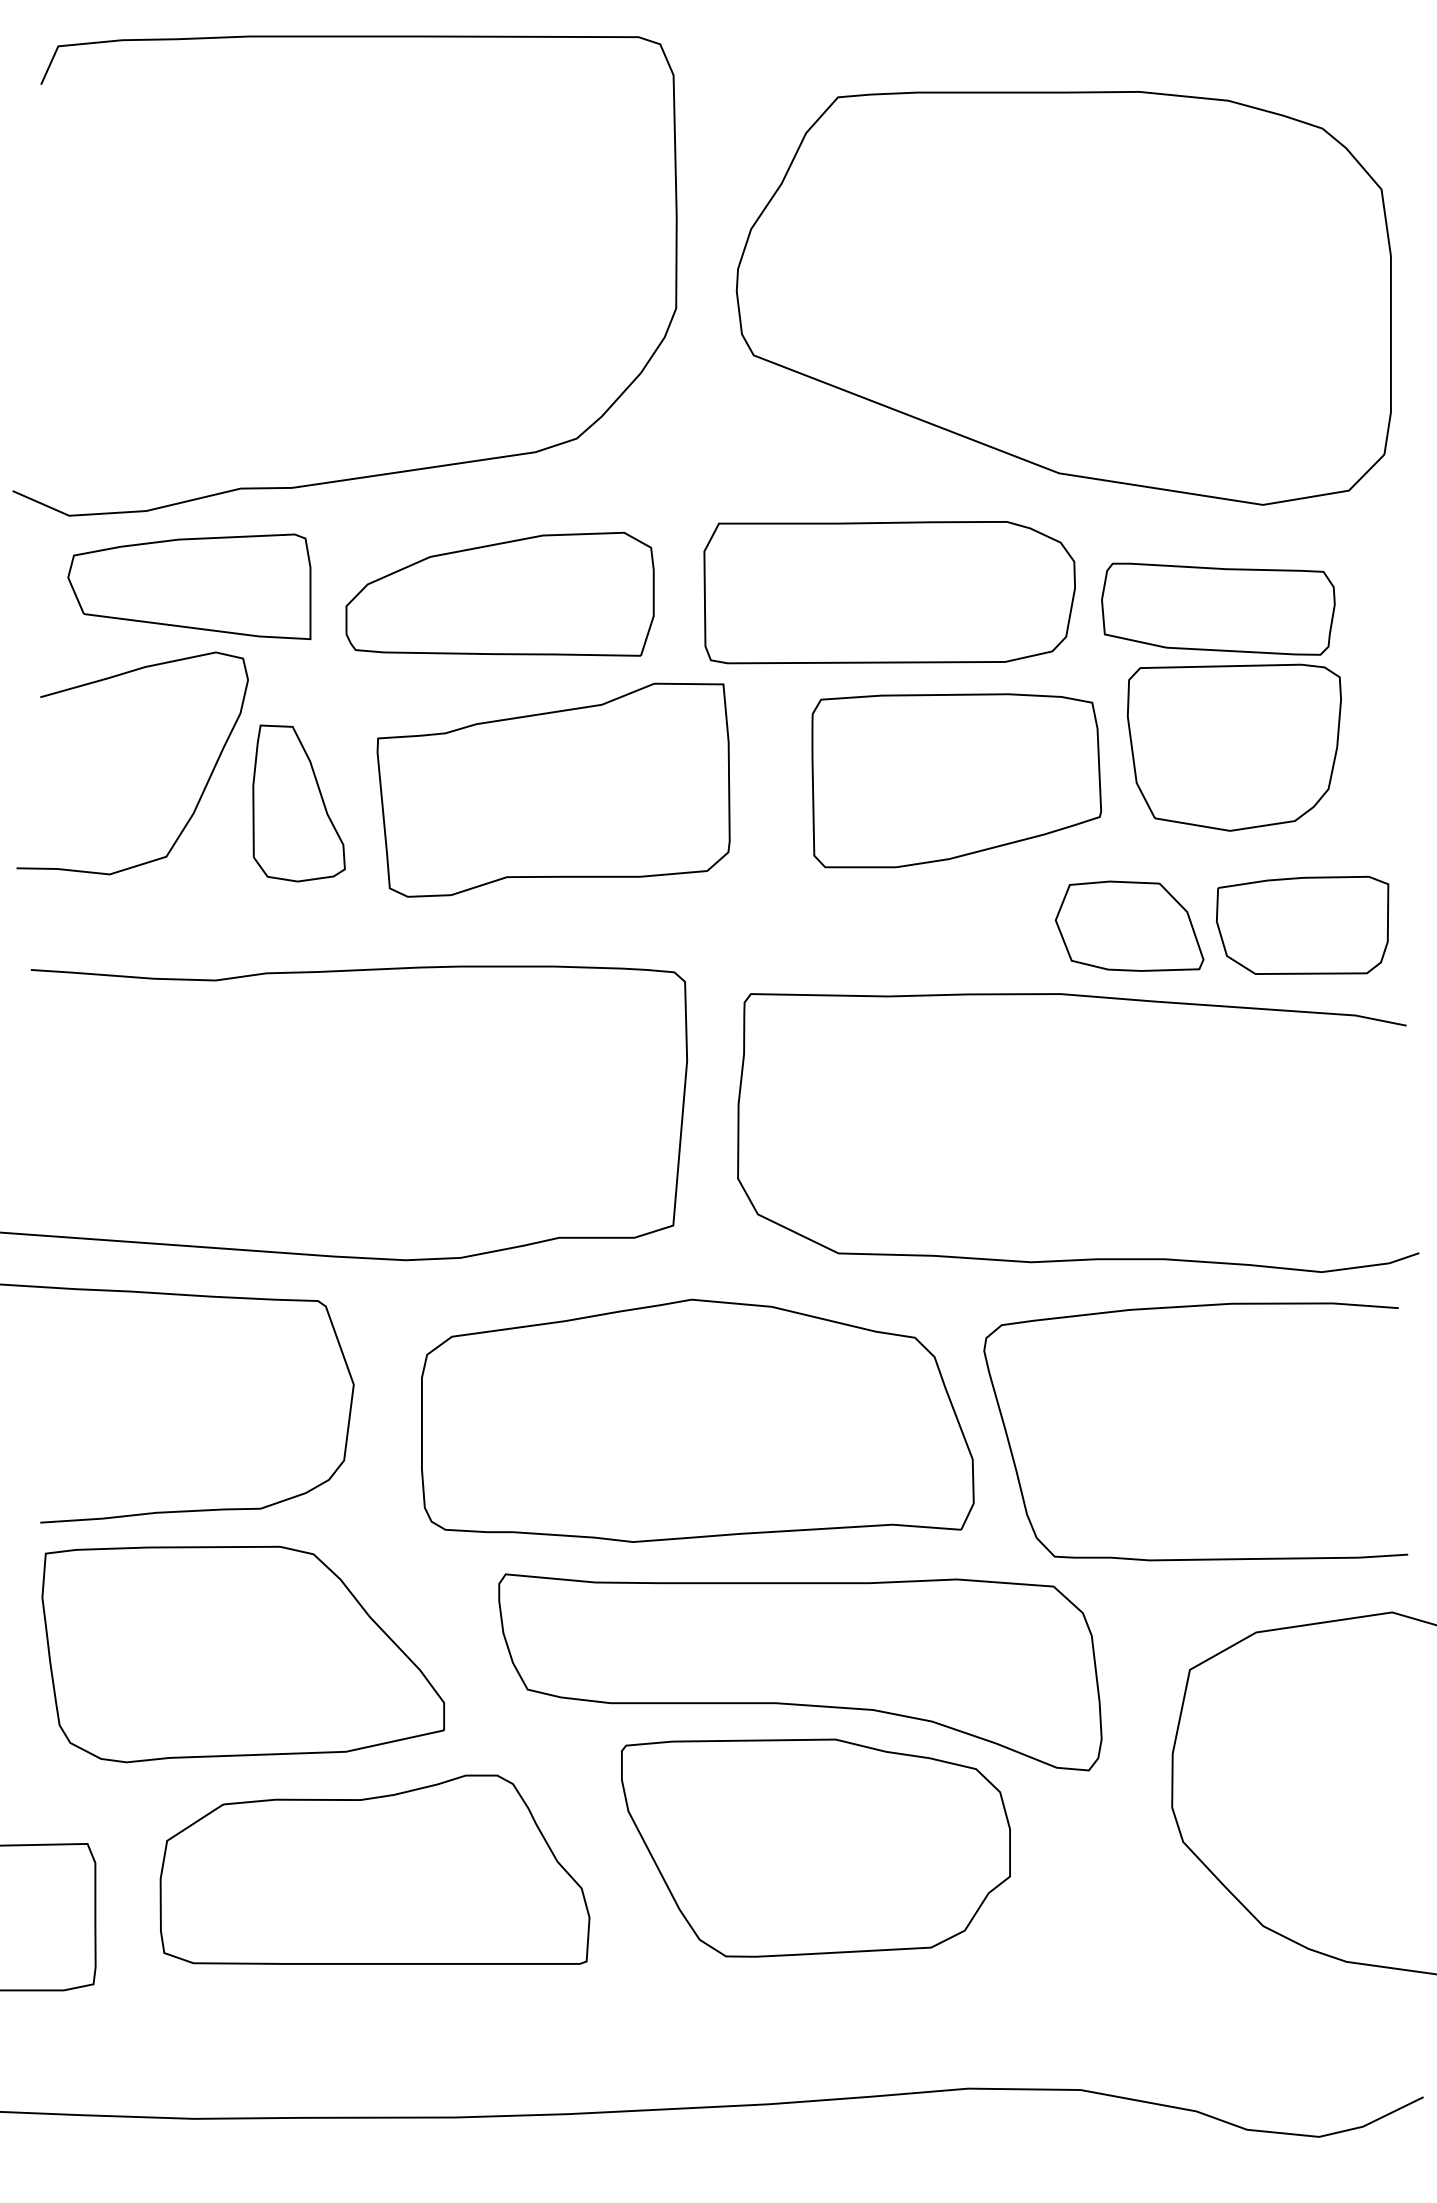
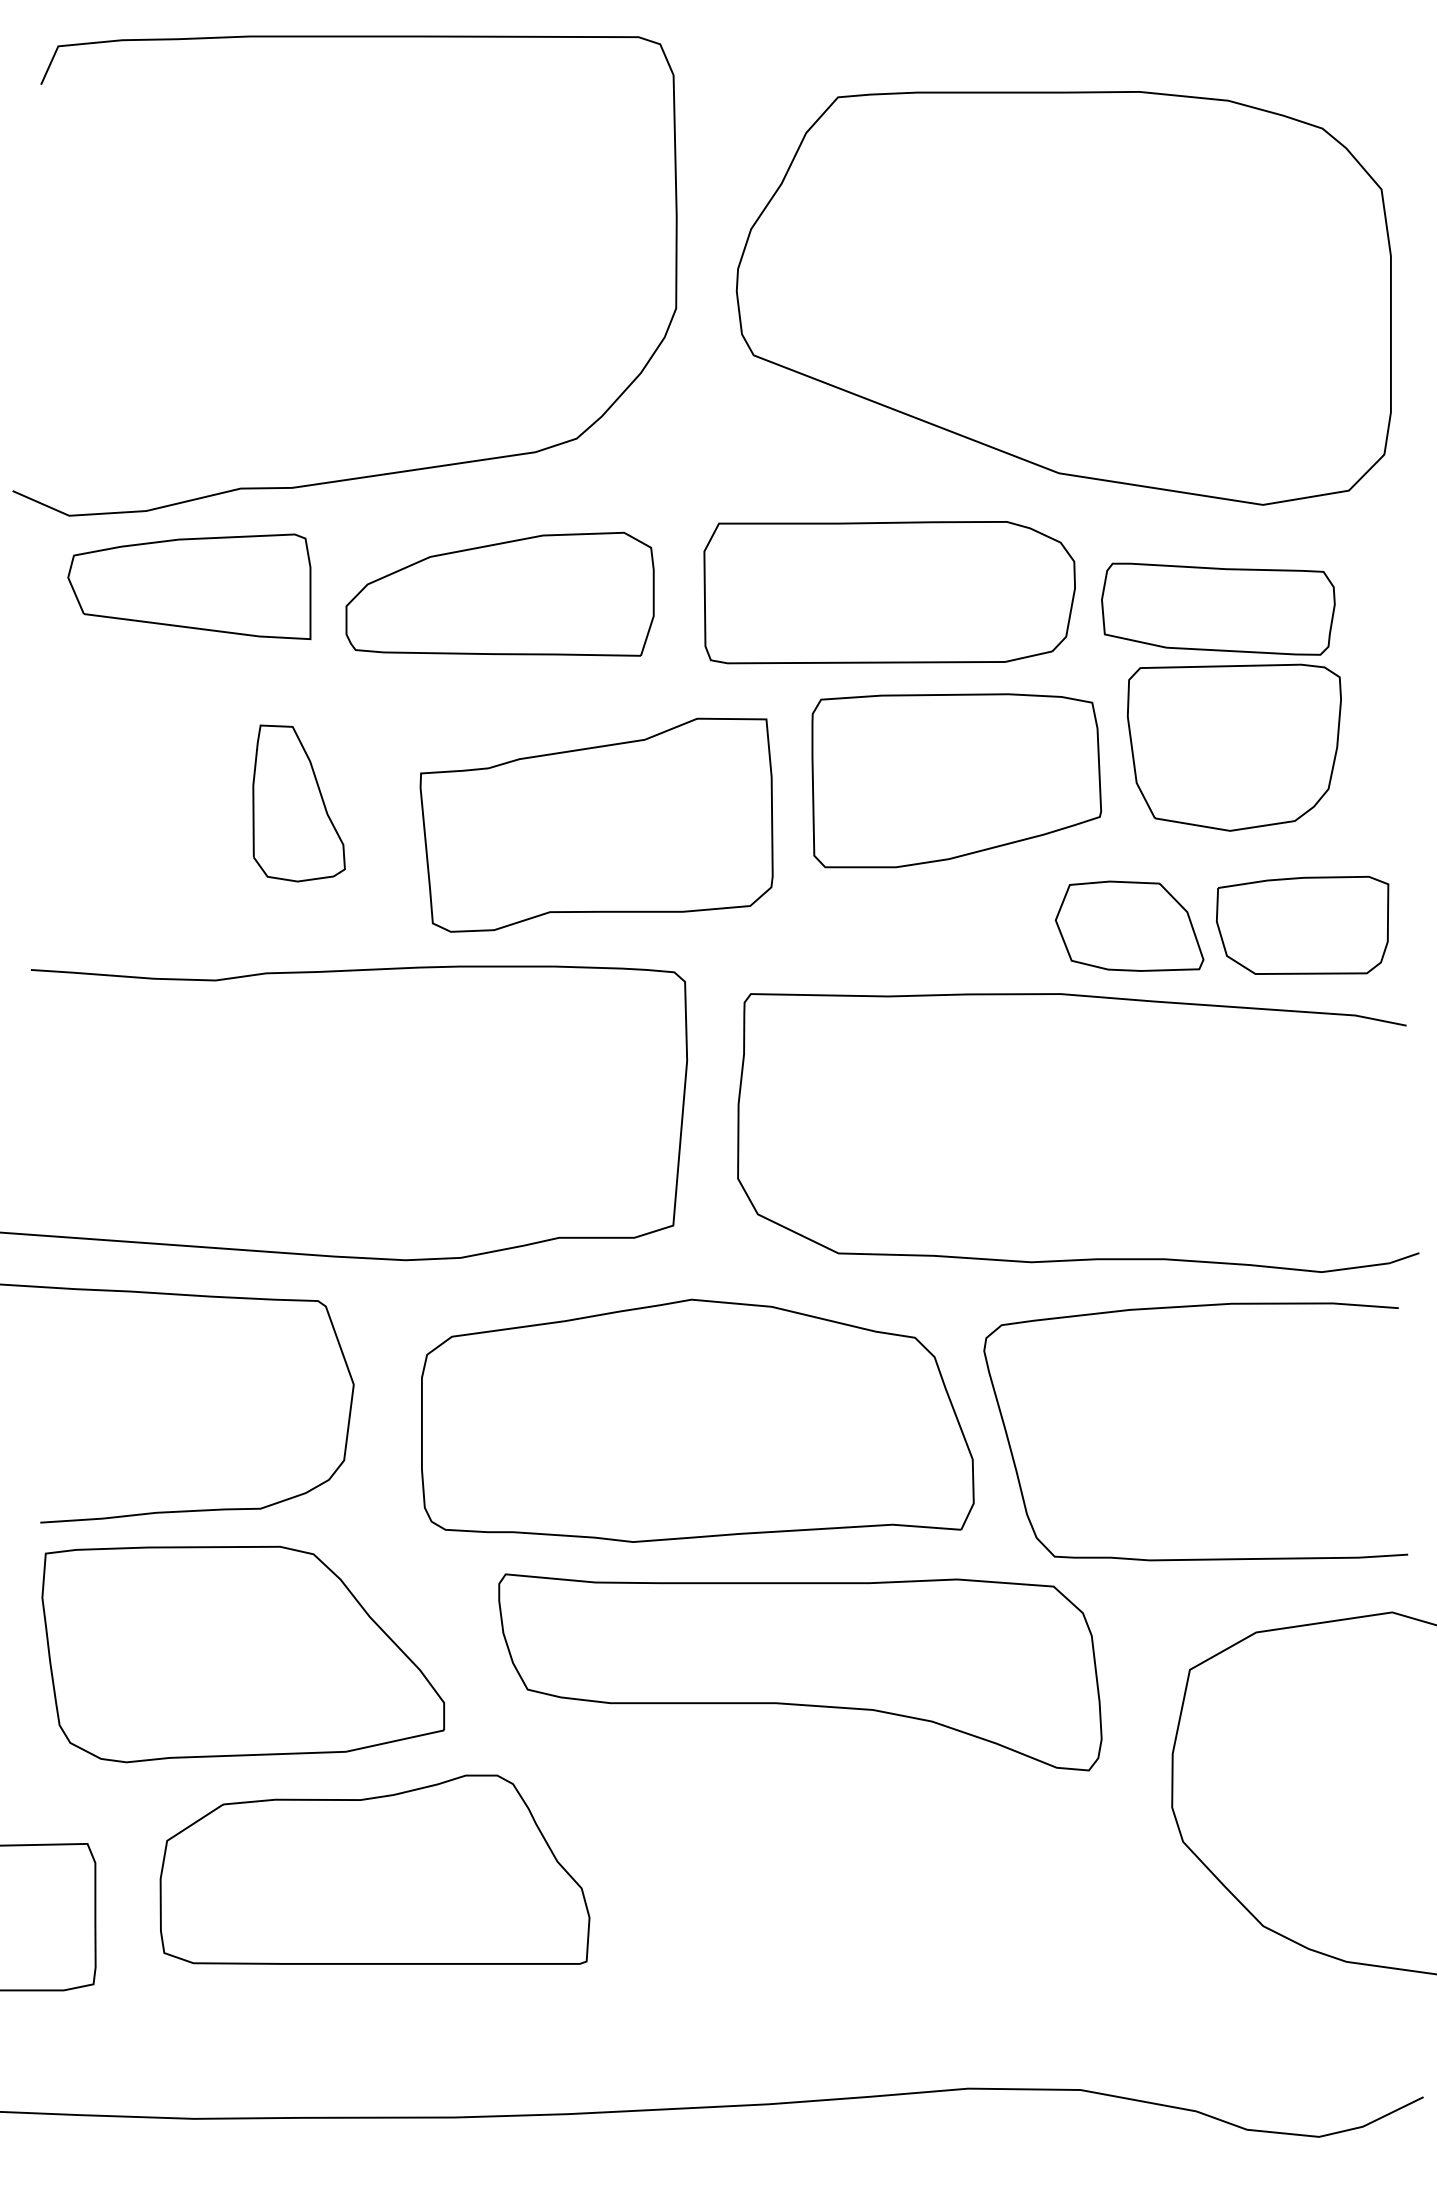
part position: (553, 789) -> (596, 824) (596, 824)
curve: present -> none (199, 797)
part: present -> none (815, 1847)
